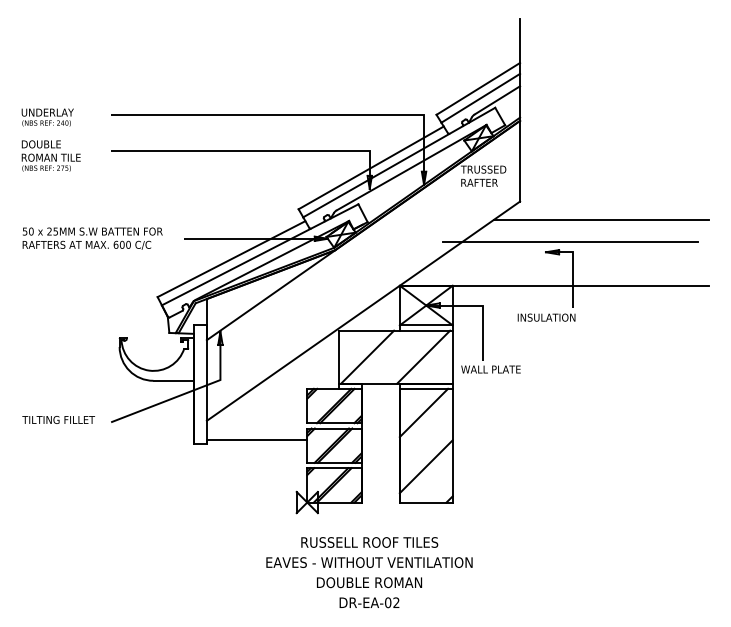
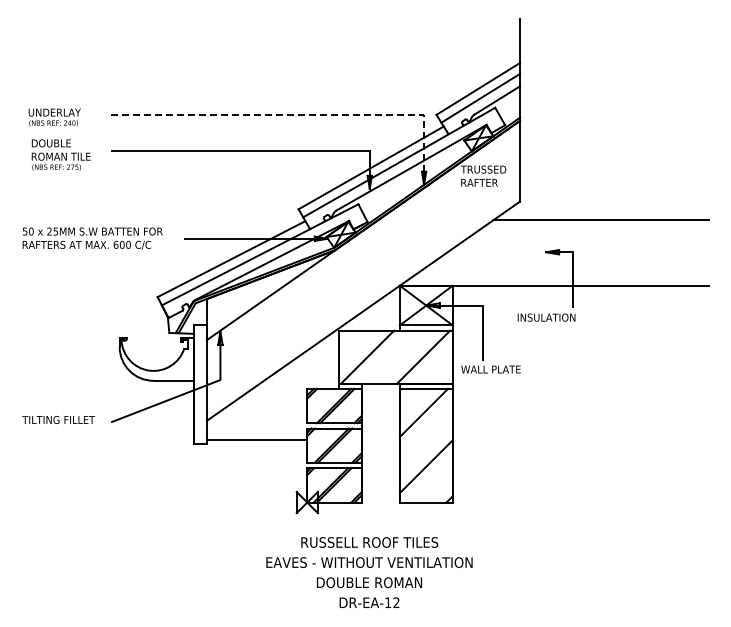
line: solid -> dashed (297, 114)
text position: (47, 117) -> (54, 117) (54, 117)
text position: (50, 155) -> (60, 154) (60, 154)
line: present -> none (570, 241)
text: DR-EA-02 -> DR-EA-12 (388, 602)
